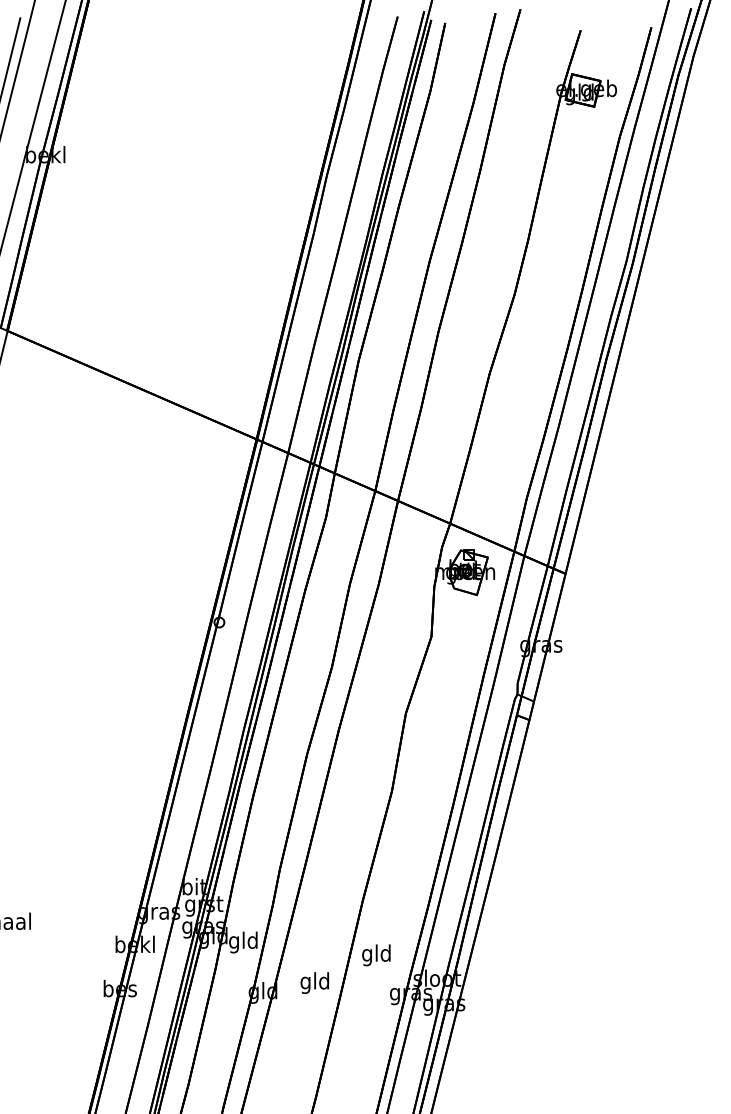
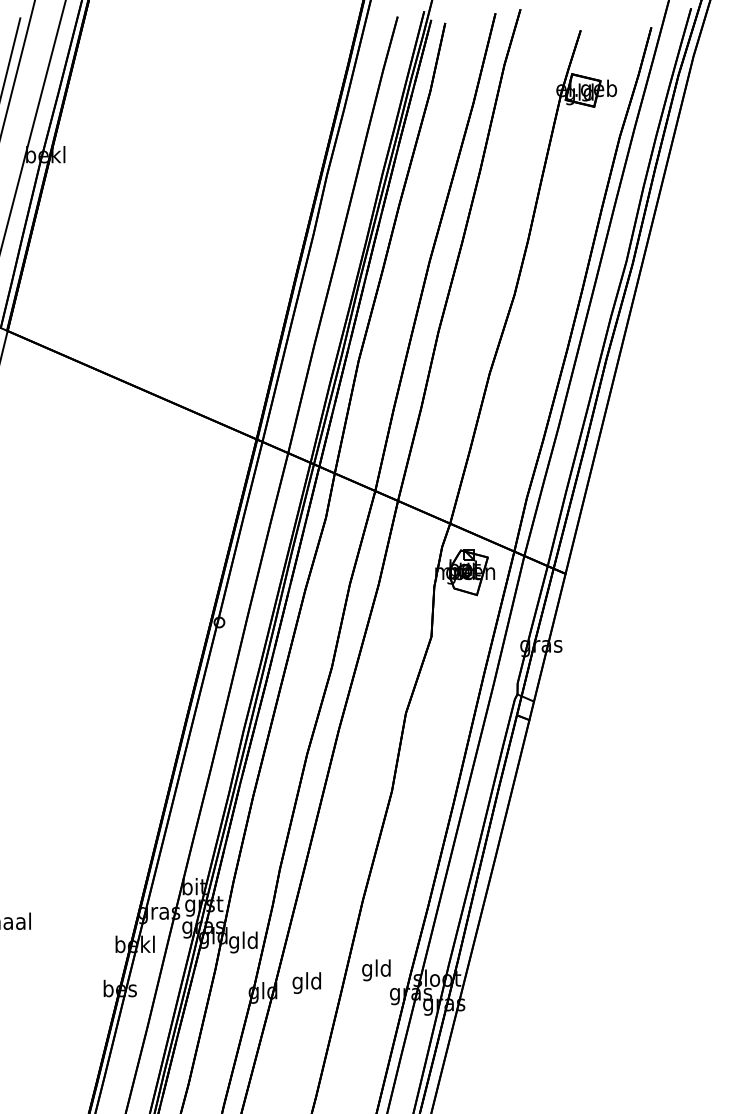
text position: (376, 955) -> (376, 970) (376, 970)
text position: (314, 982) -> (306, 982) (306, 982)
